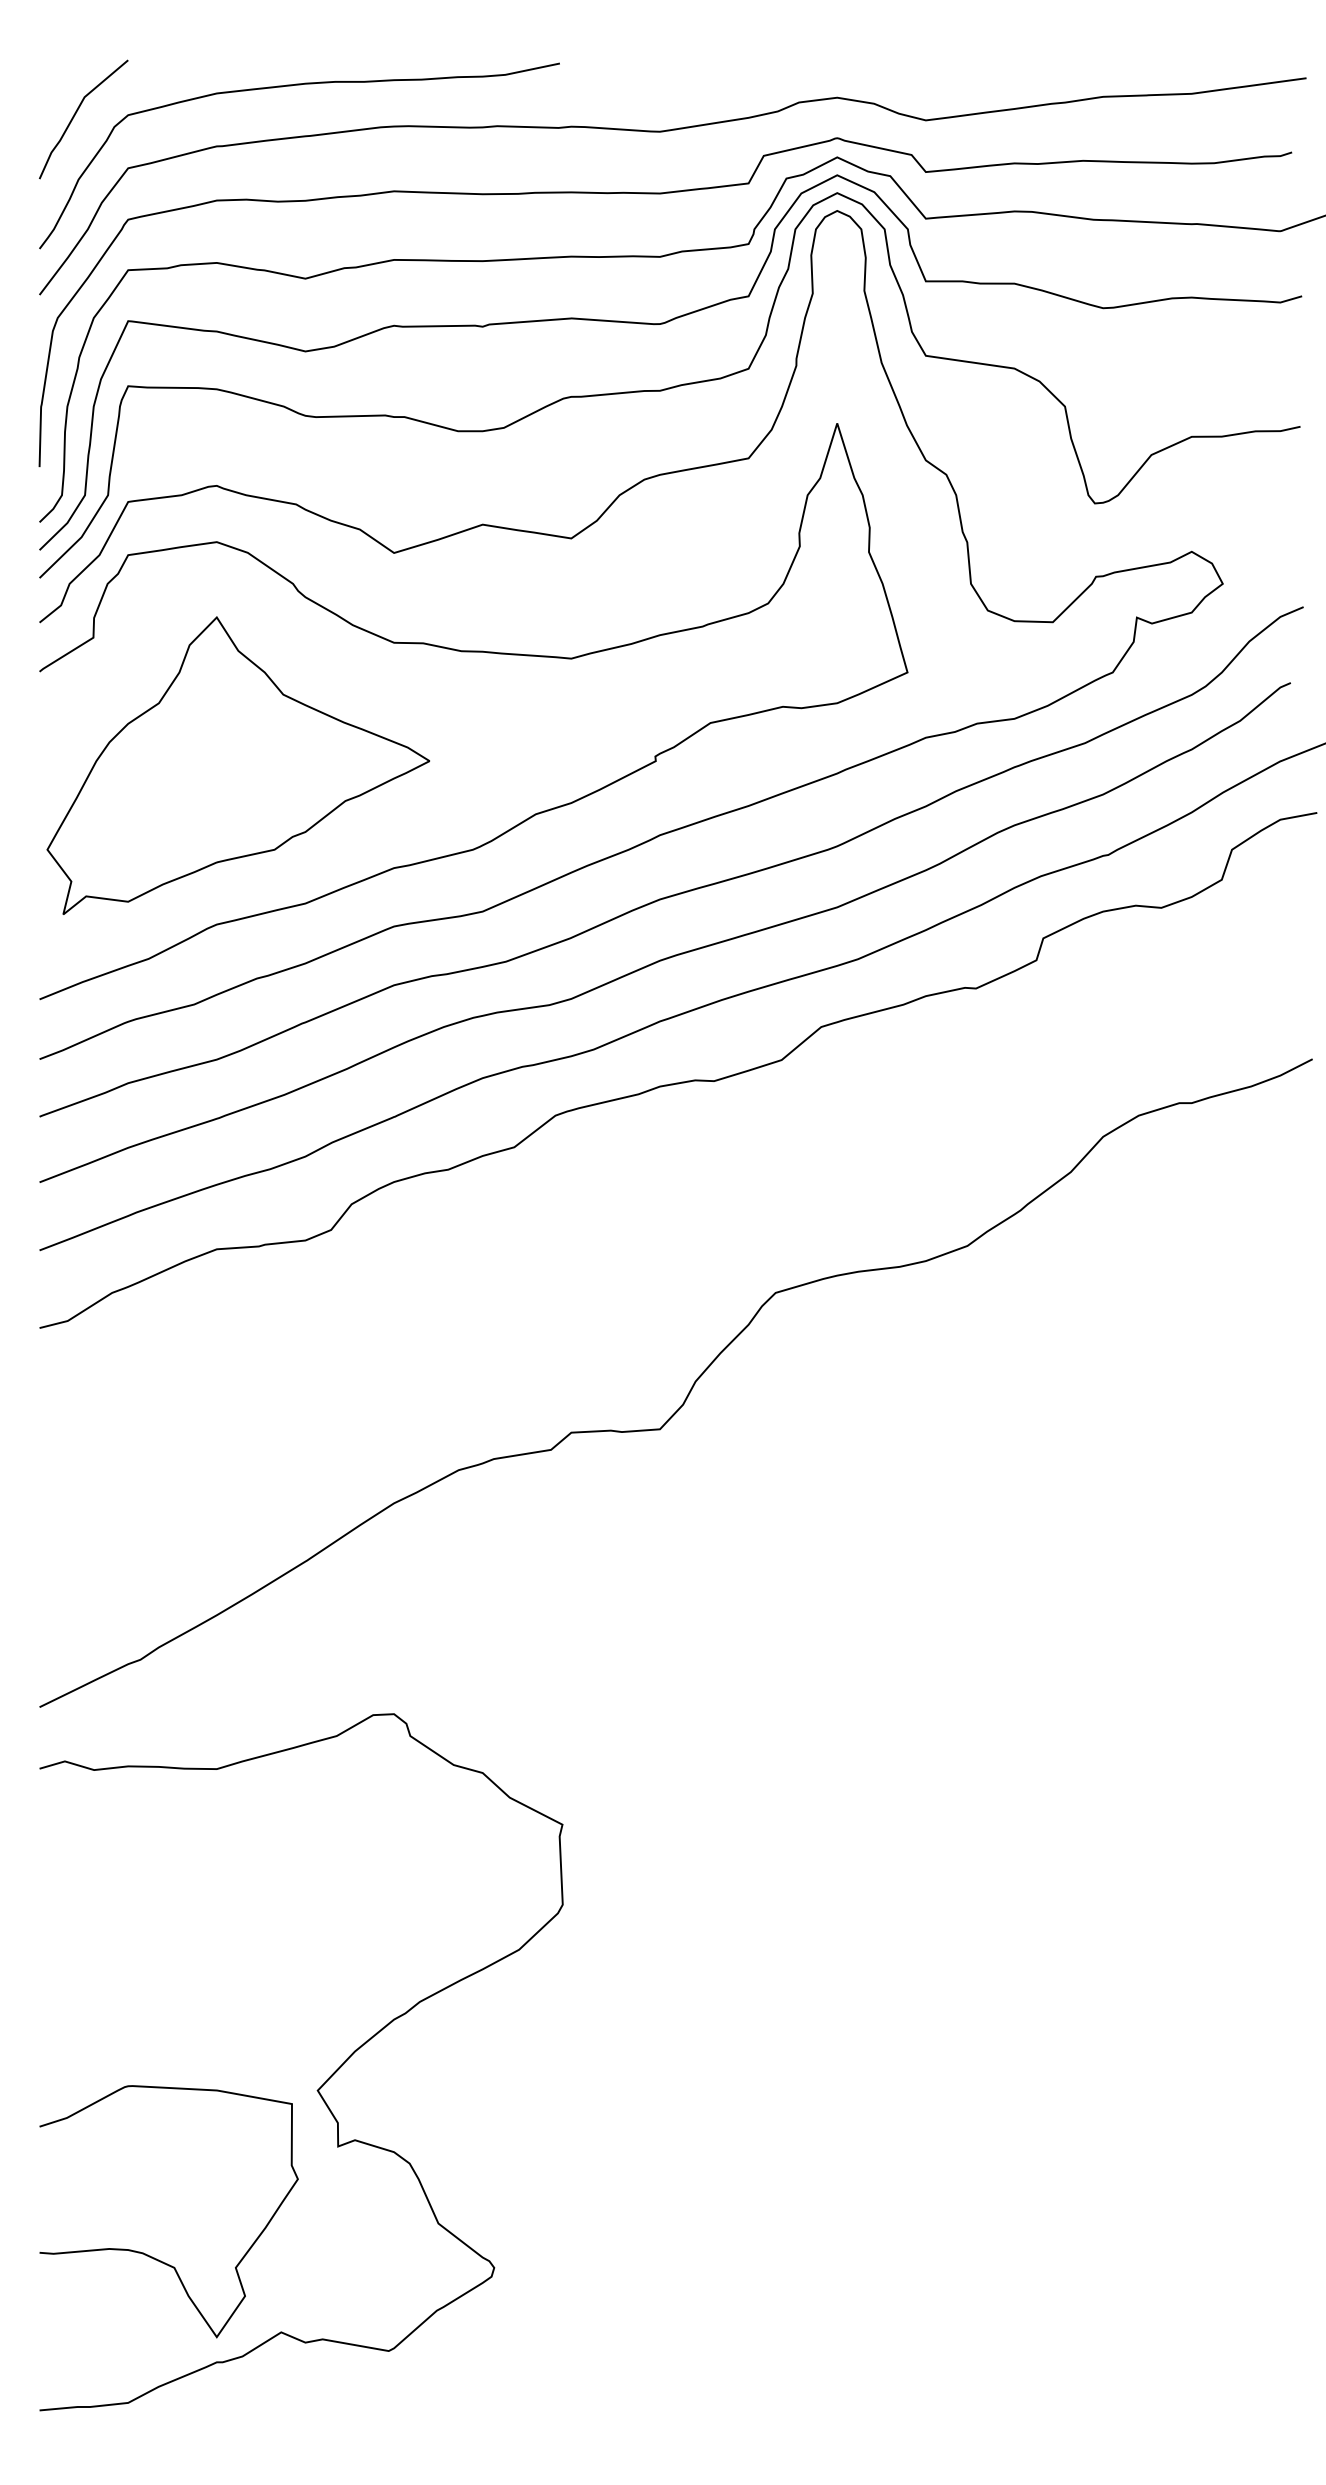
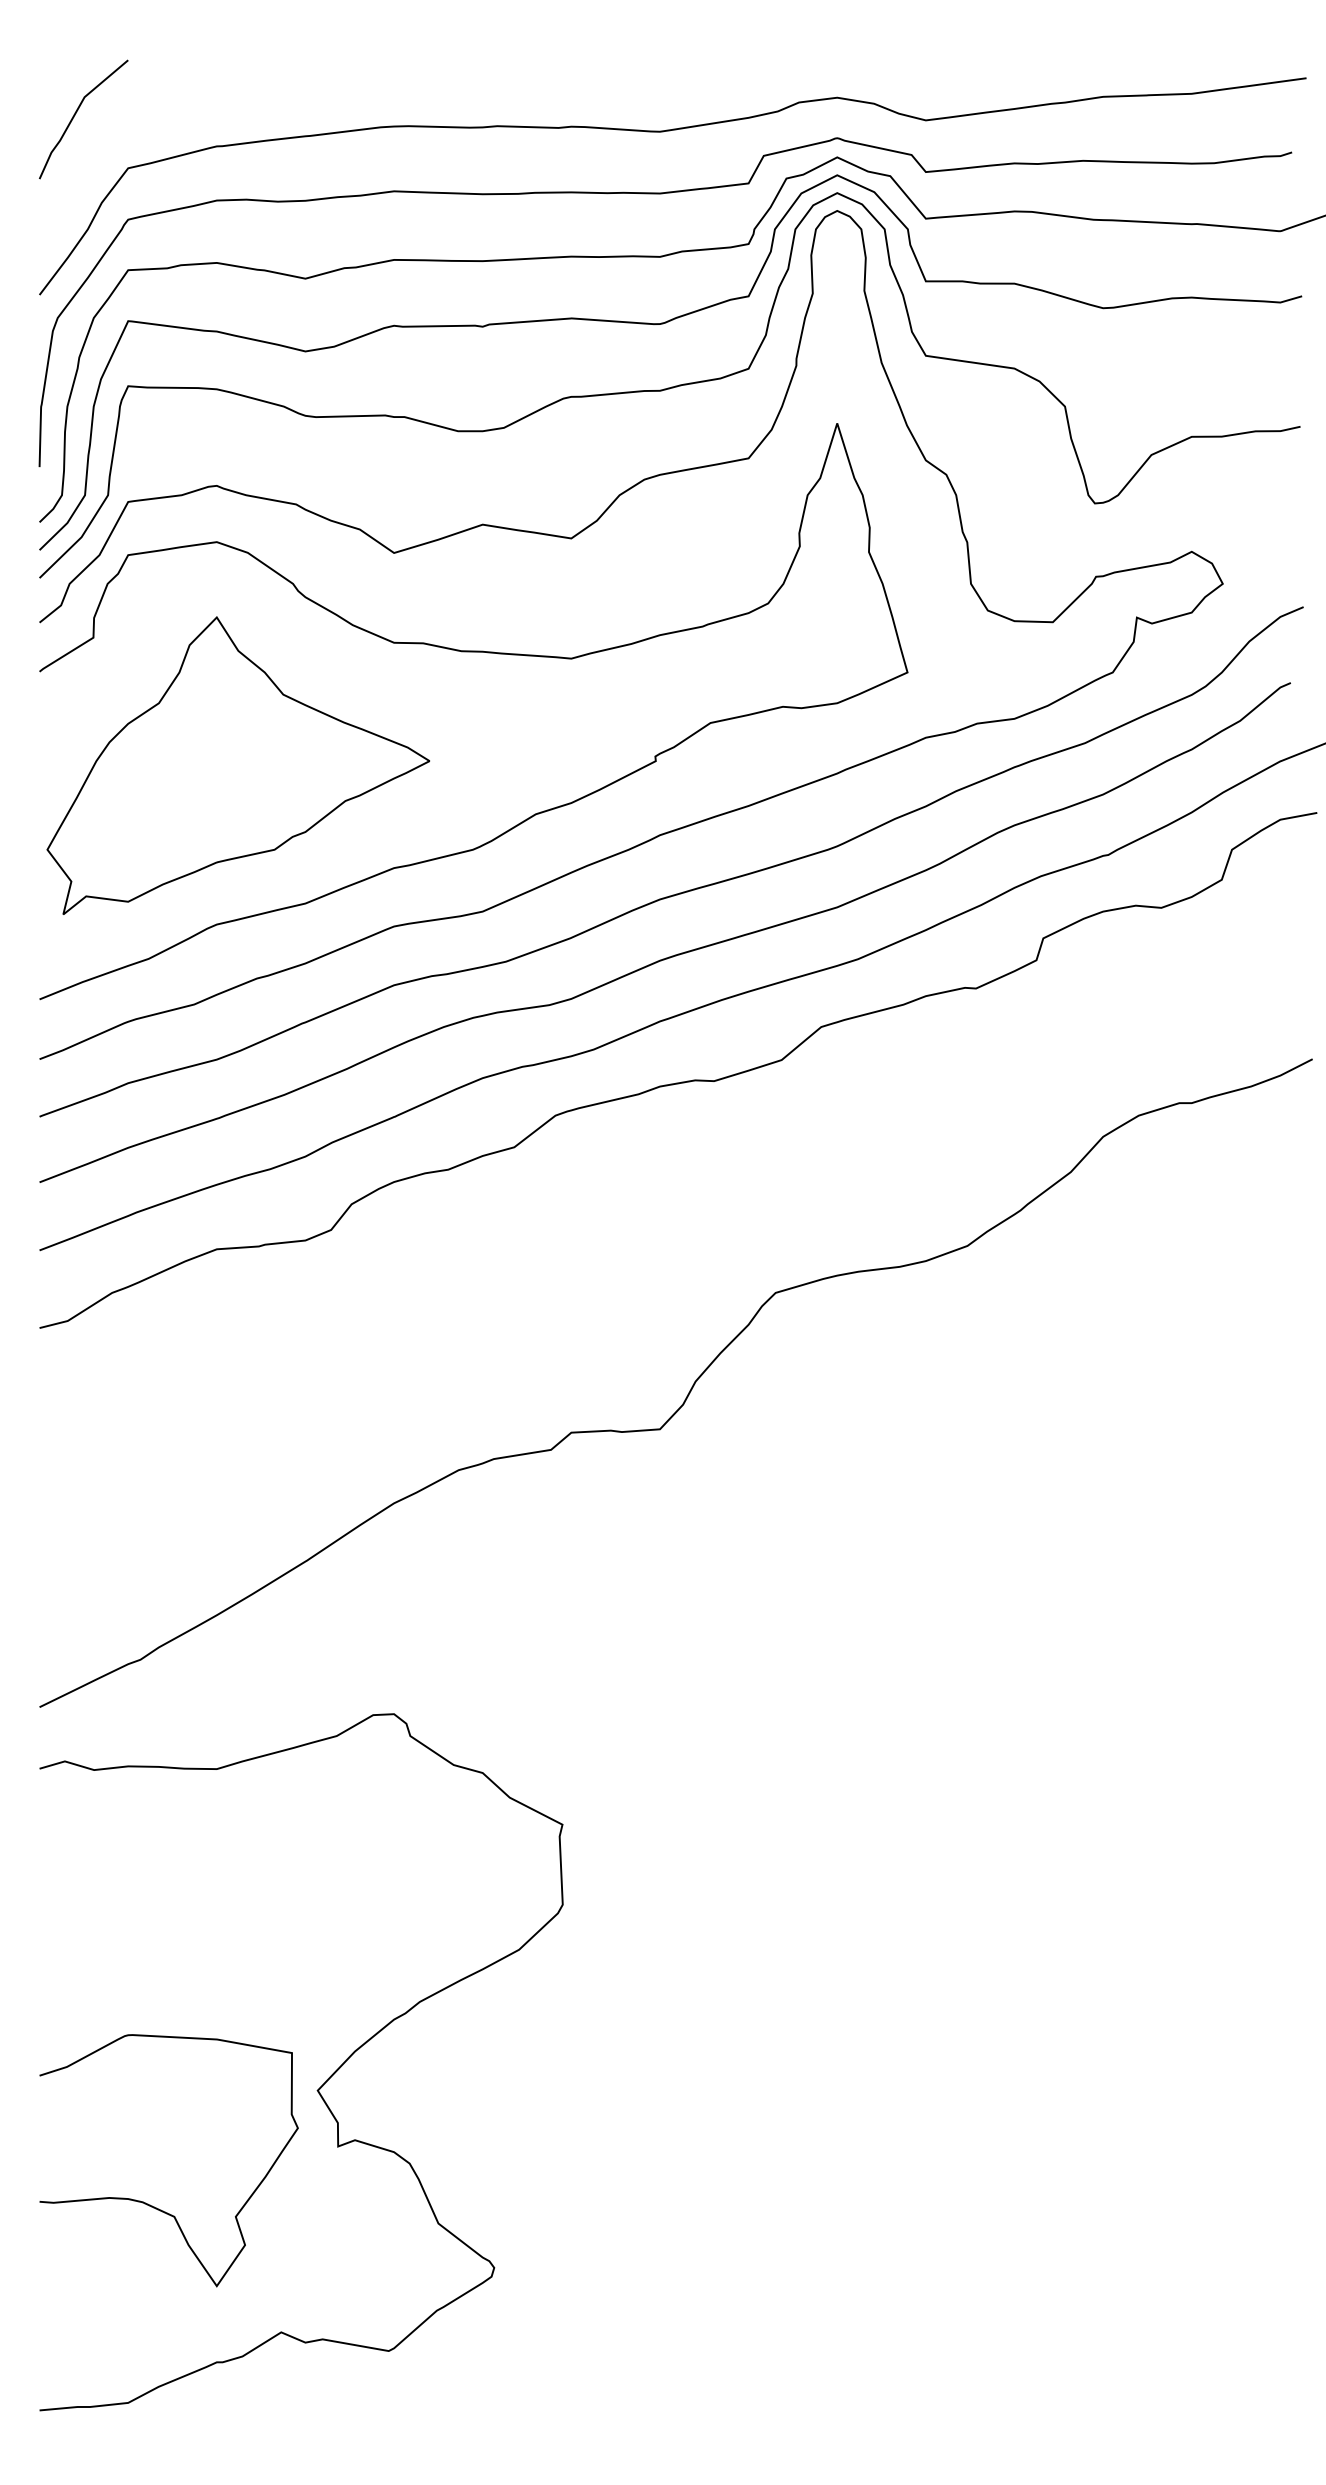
curve: present -> none (291, 86)
curve position: (148, 2254) -> (148, 2203) (148, 2203)
